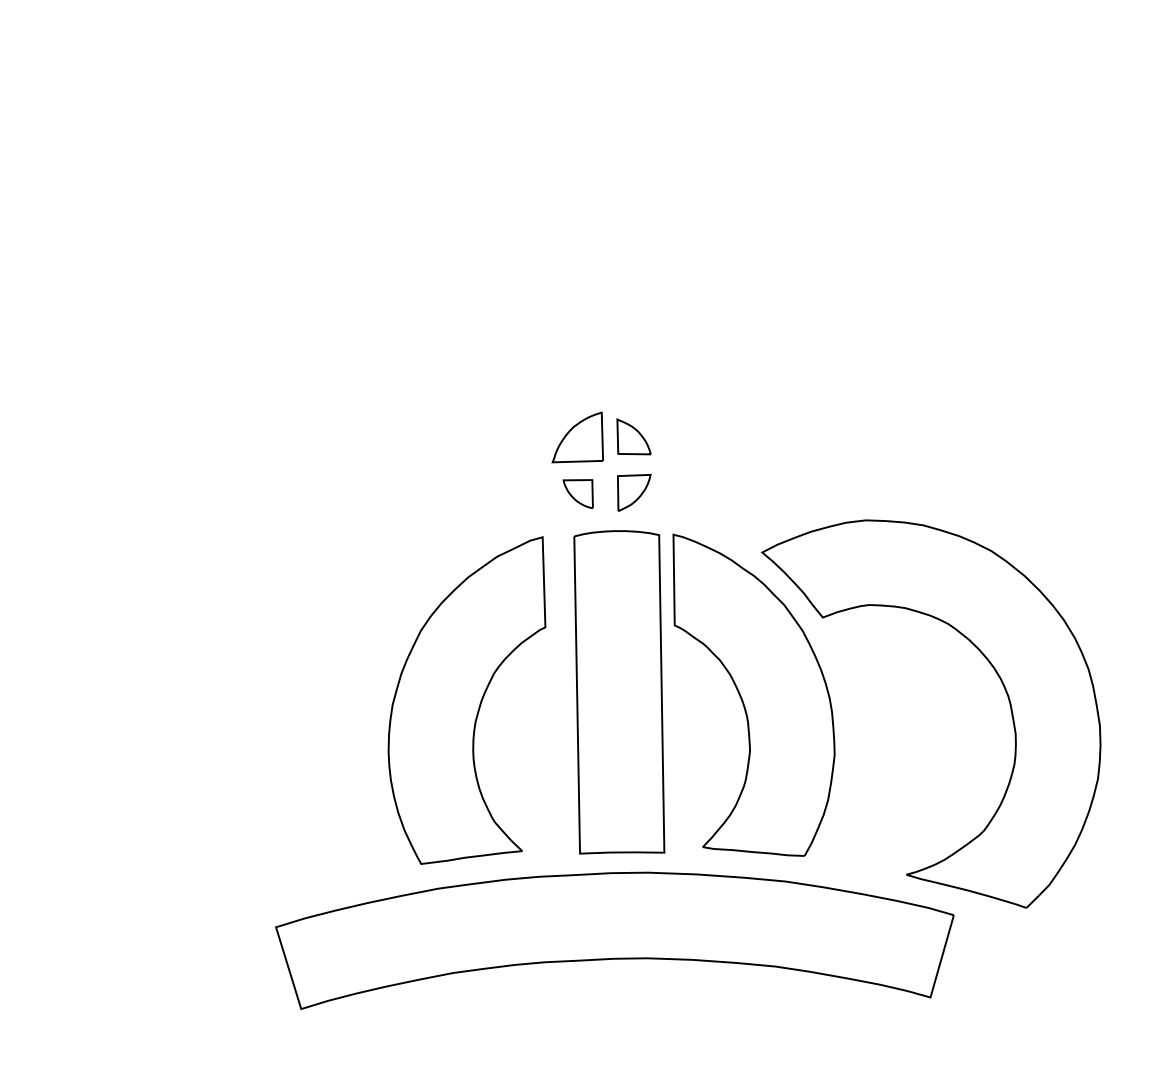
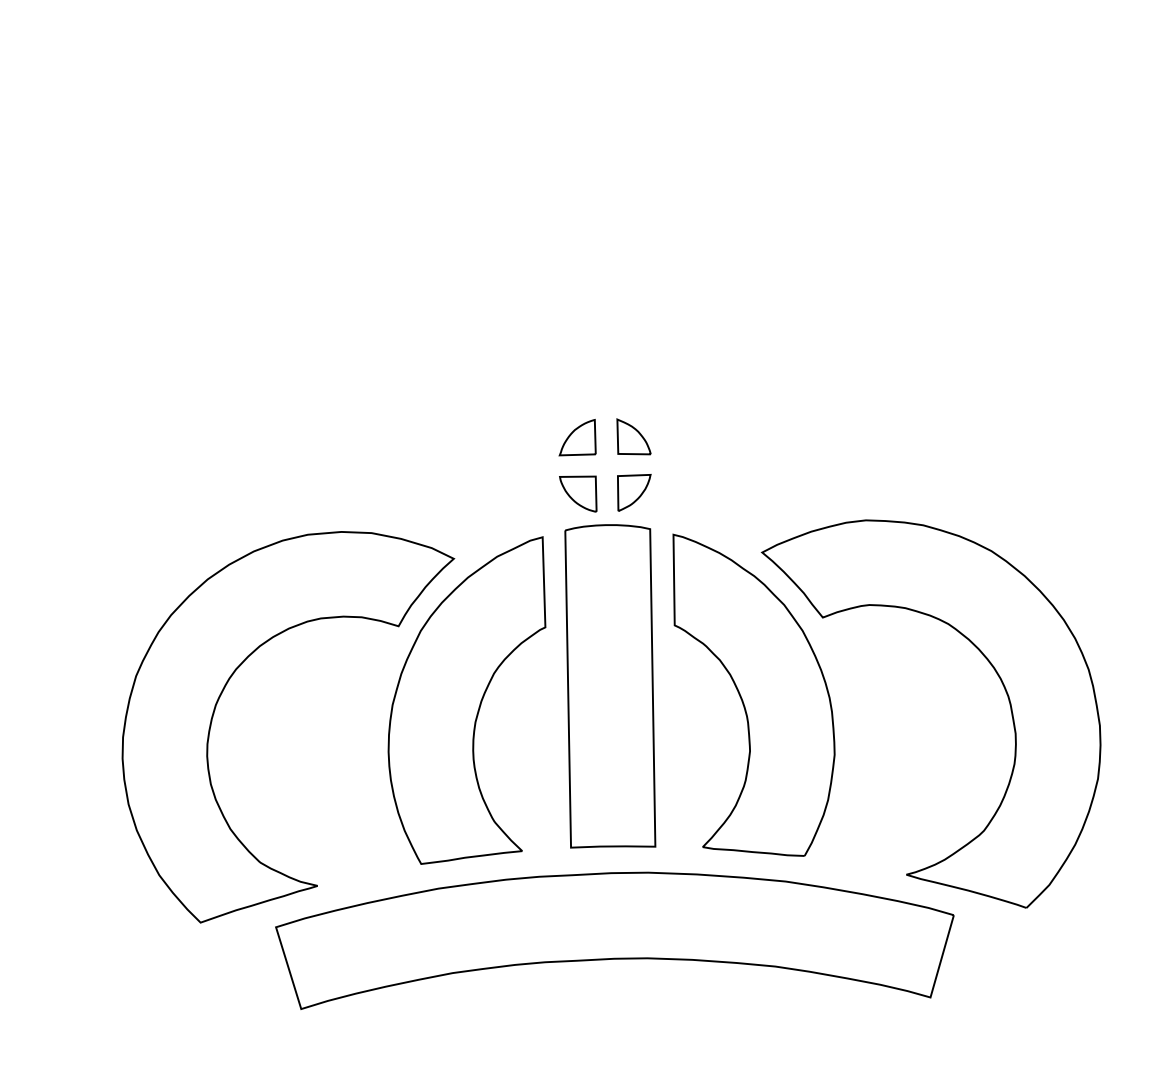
part size: 53x53 px -> 39x38 px (577, 437)
part size: 32x30 px -> 39x38 px (578, 493)
part position: (619, 692) -> (610, 686) (610, 686)
part: none -> present (222, 693)
